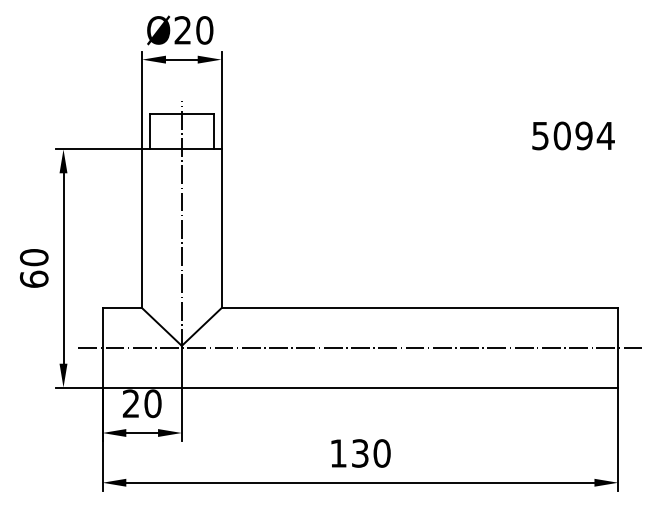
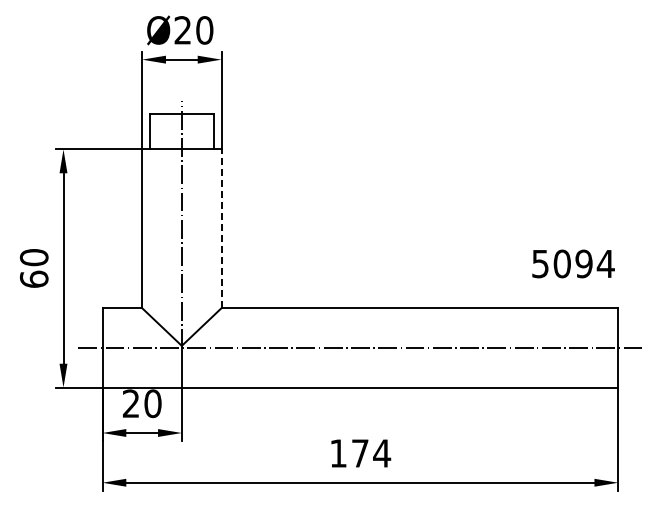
text position: (573, 135) -> (573, 263) (573, 263)
line: solid -> dashed (221, 228)
text: 130 -> 174 (371, 453)
